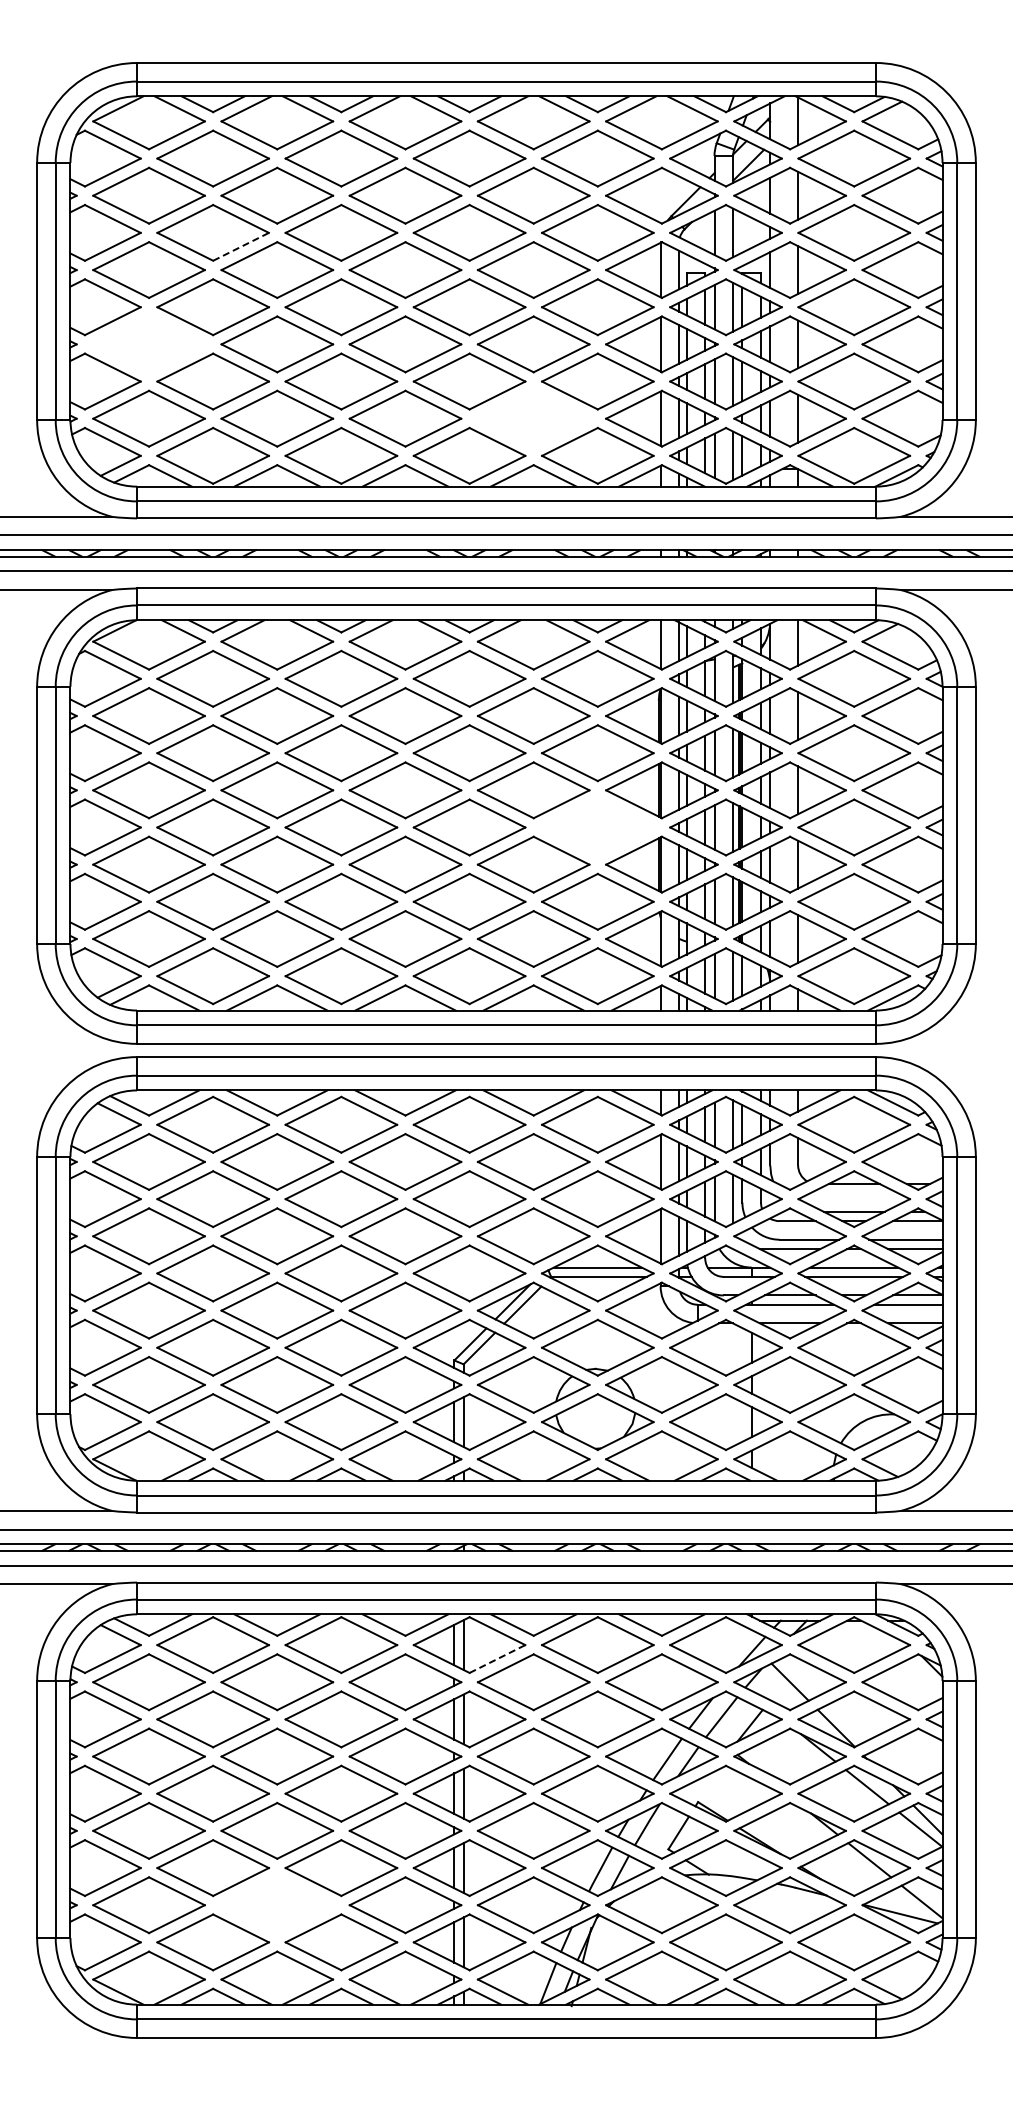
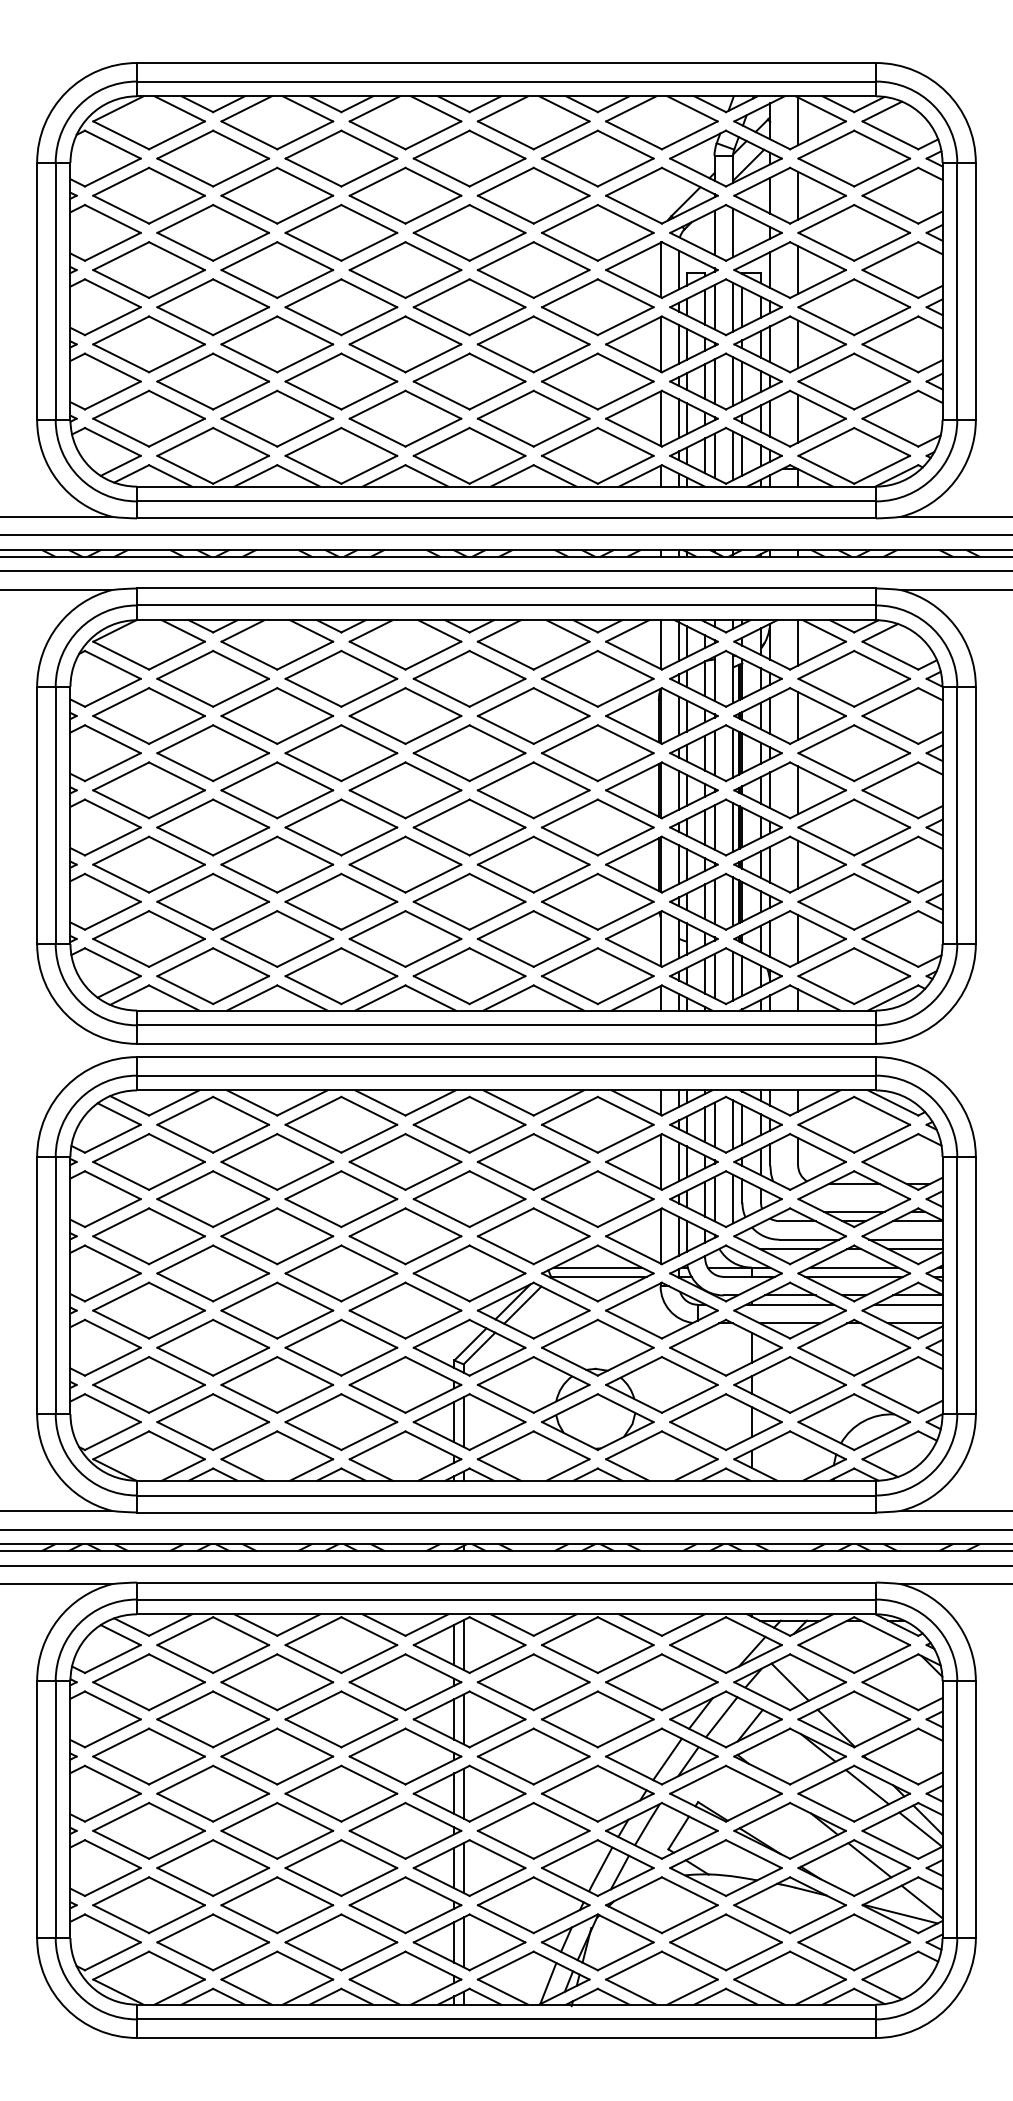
line: dashed -> solid (241, 246)
part: none -> present (148, 344)
part: none -> present (533, 418)
part: none -> present (597, 827)
line: dashed -> solid (497, 1658)
part: none -> present (277, 1905)
